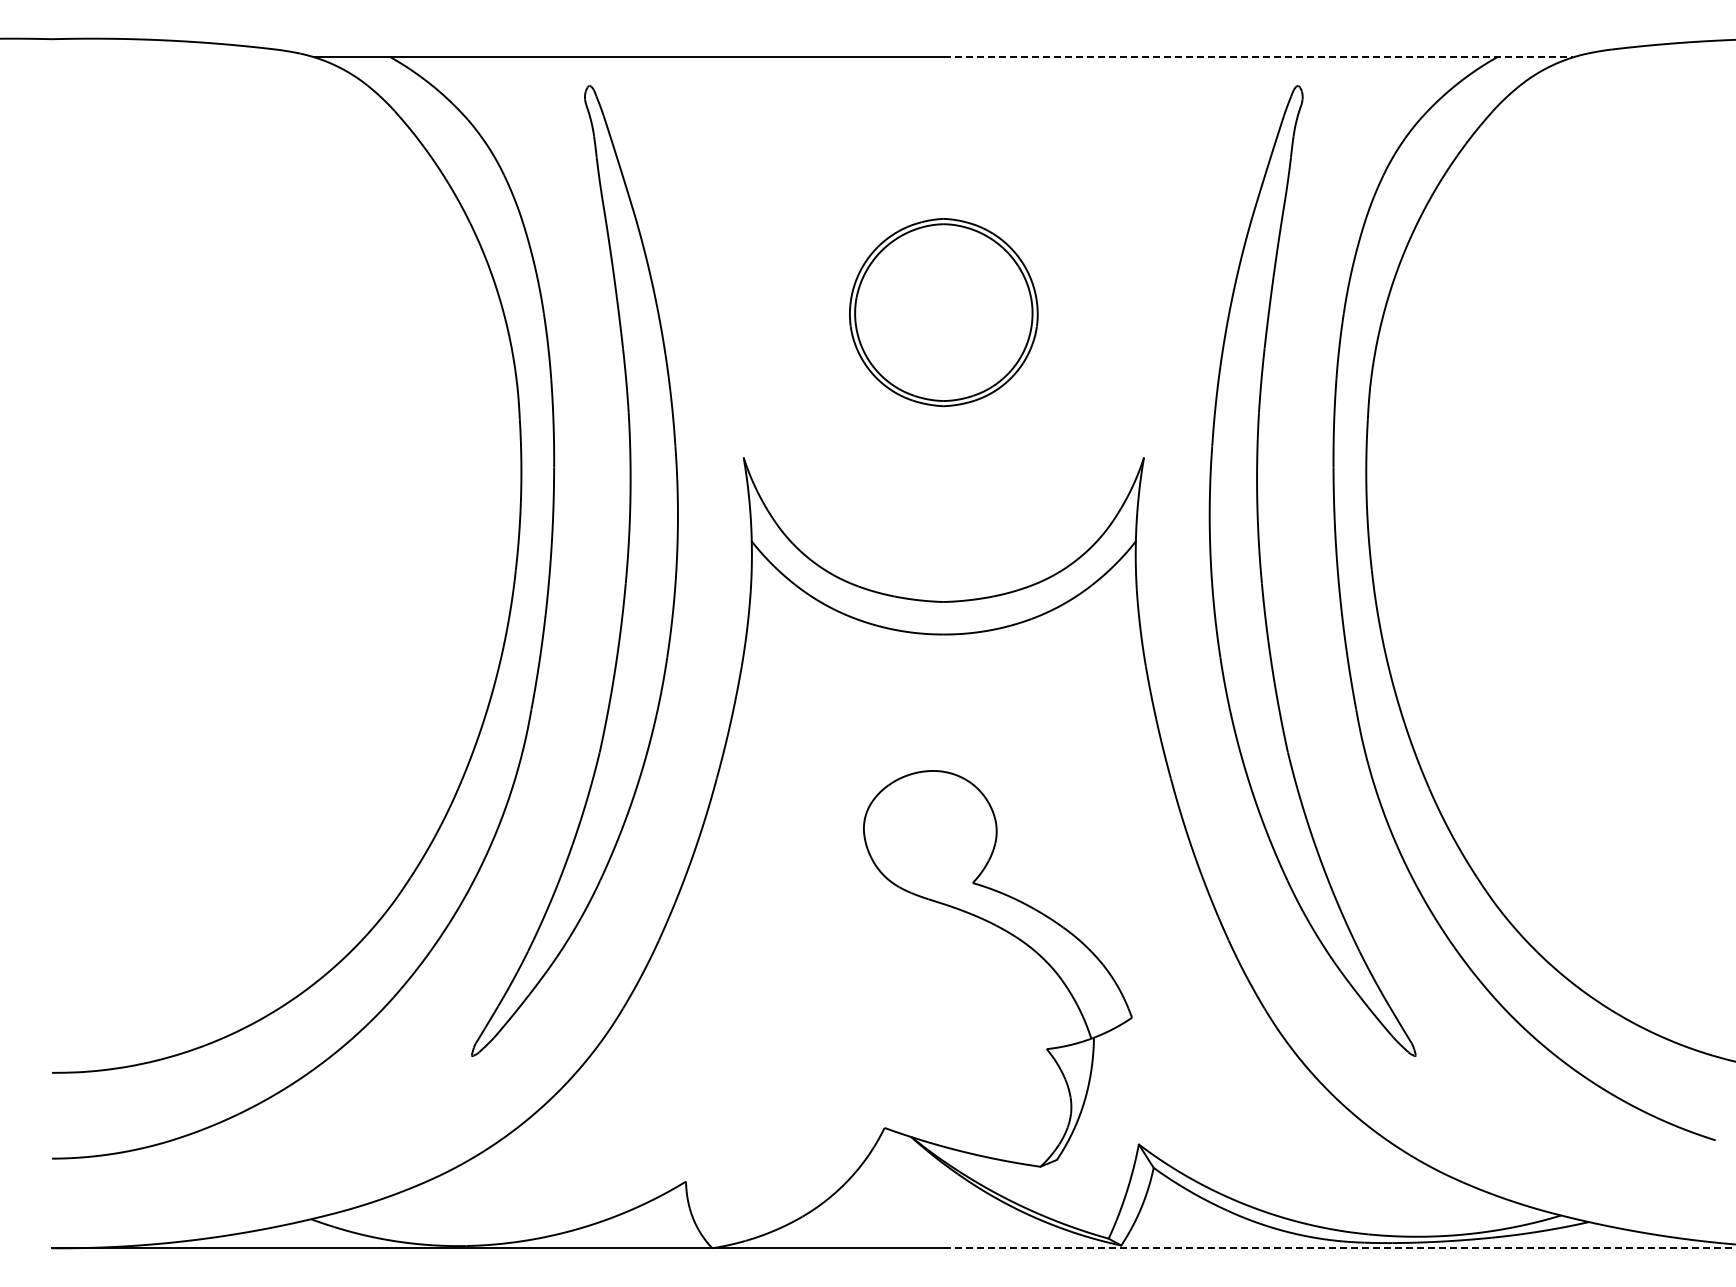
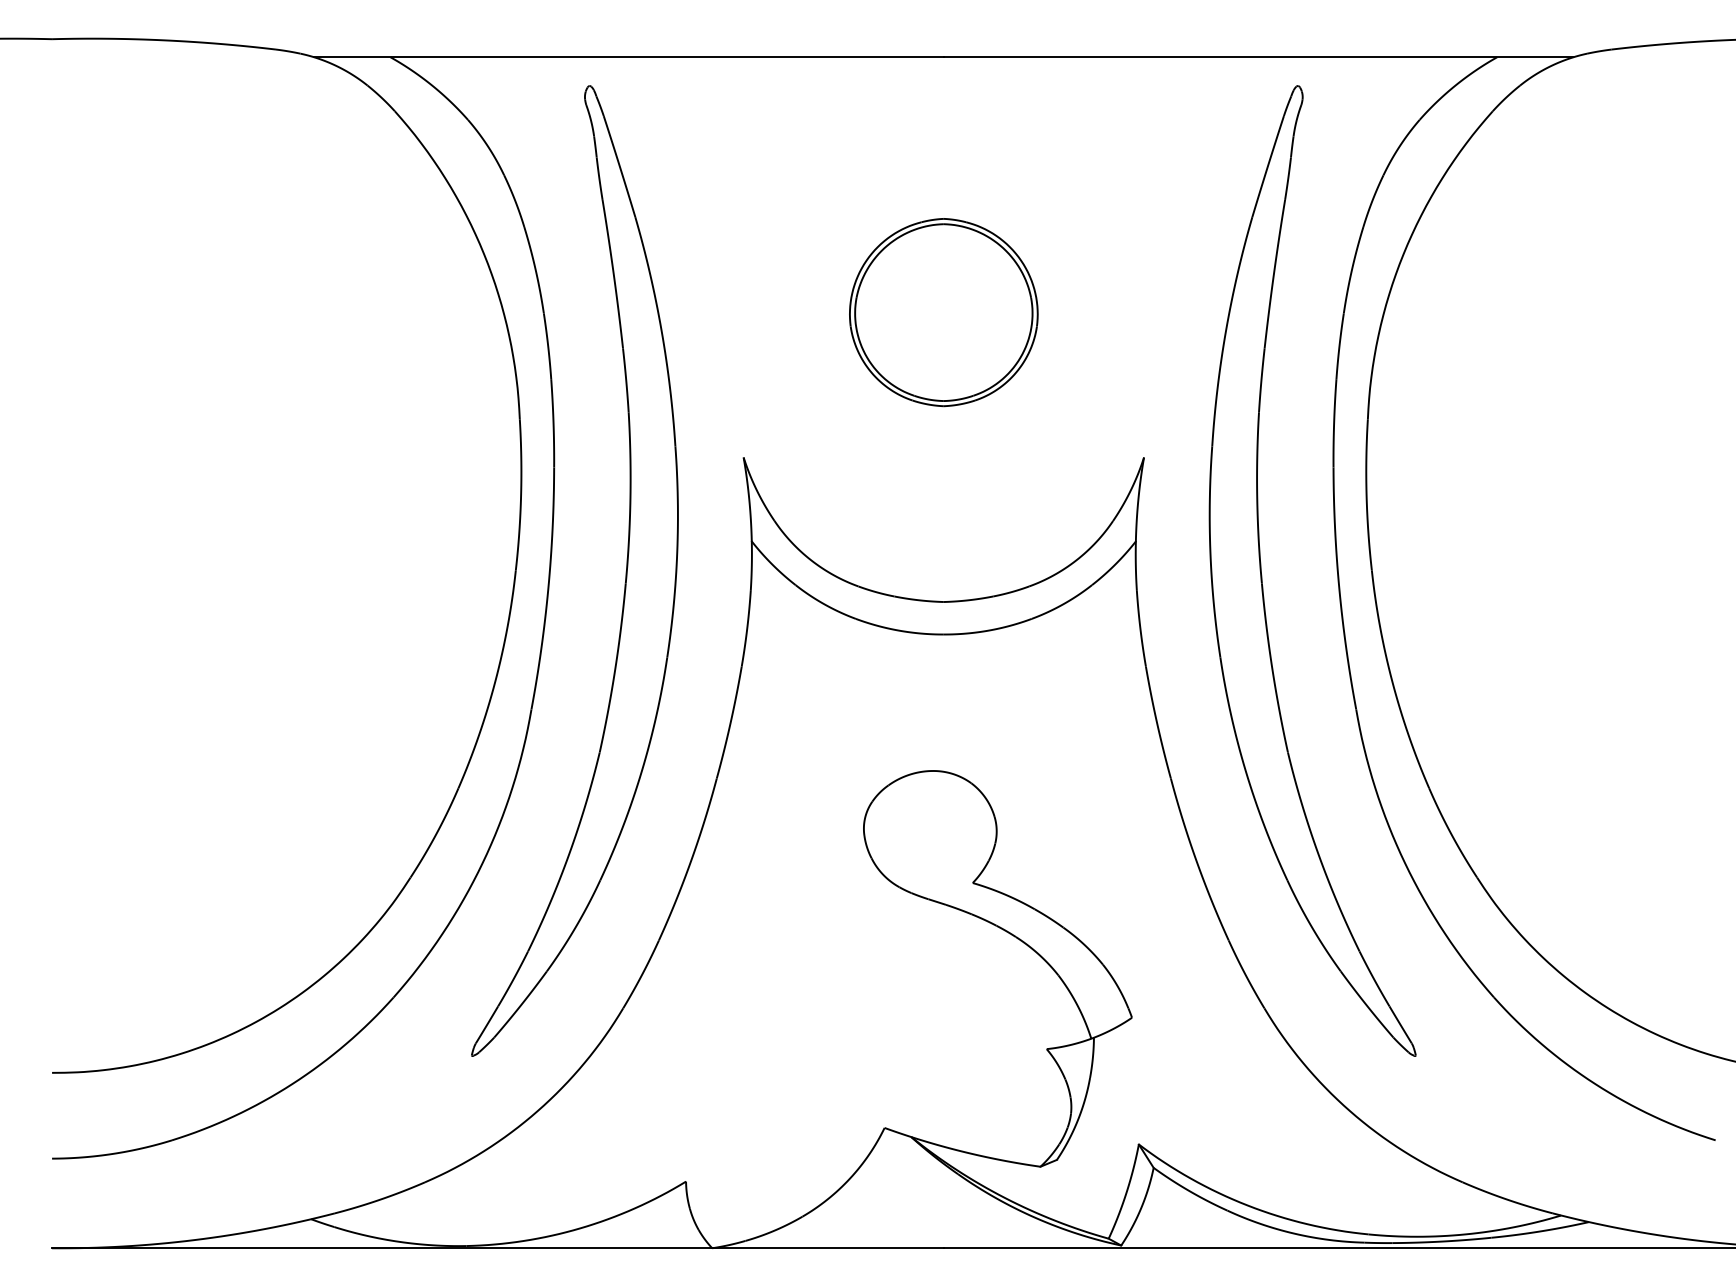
line: dashed -> solid (1258, 57)
line: dashed -> solid (1339, 1248)
